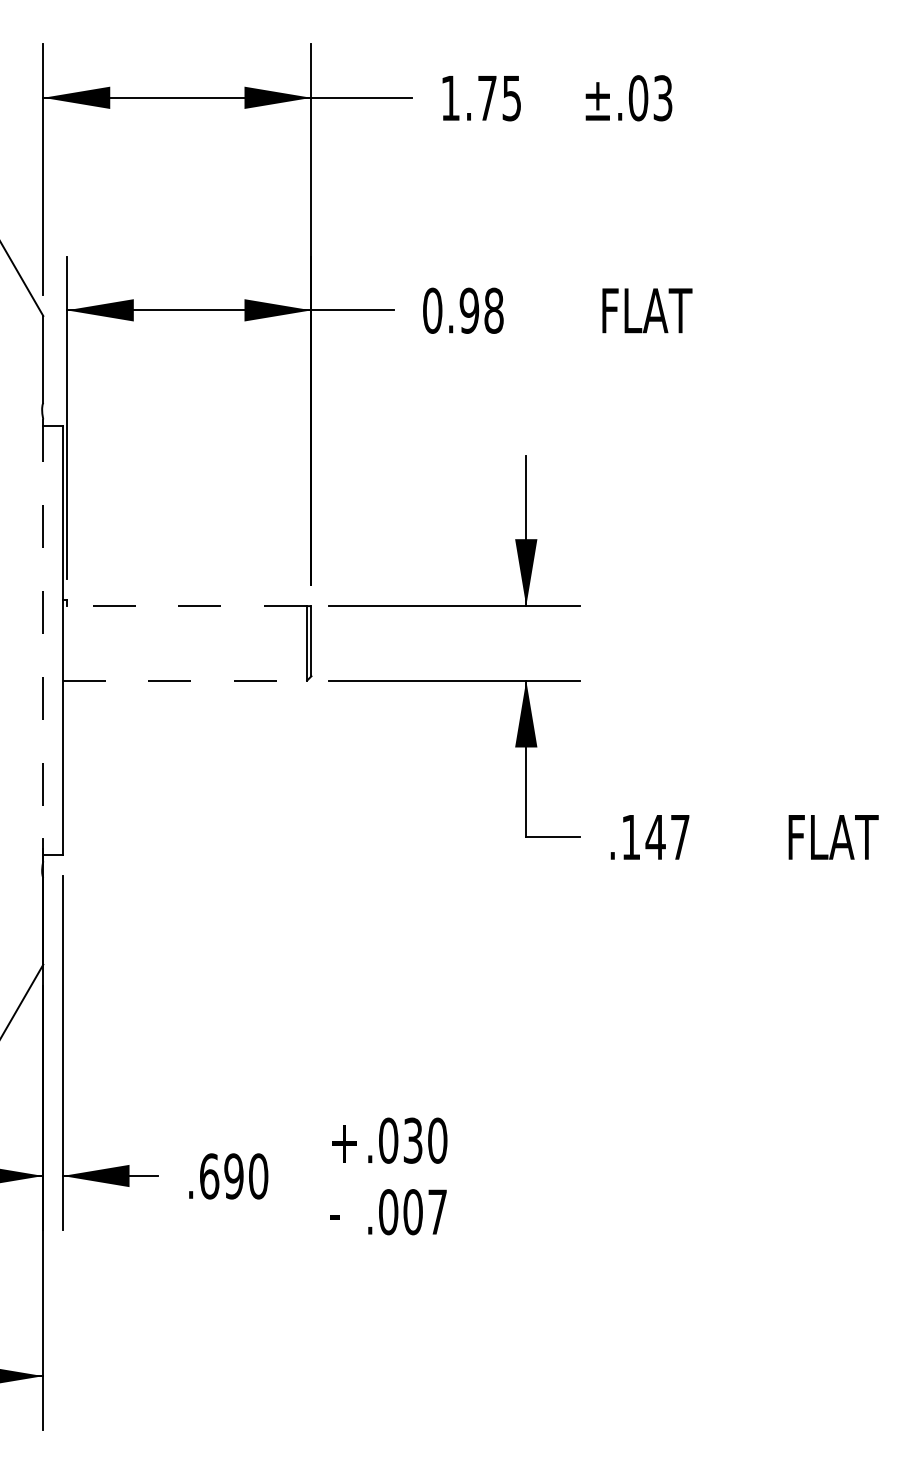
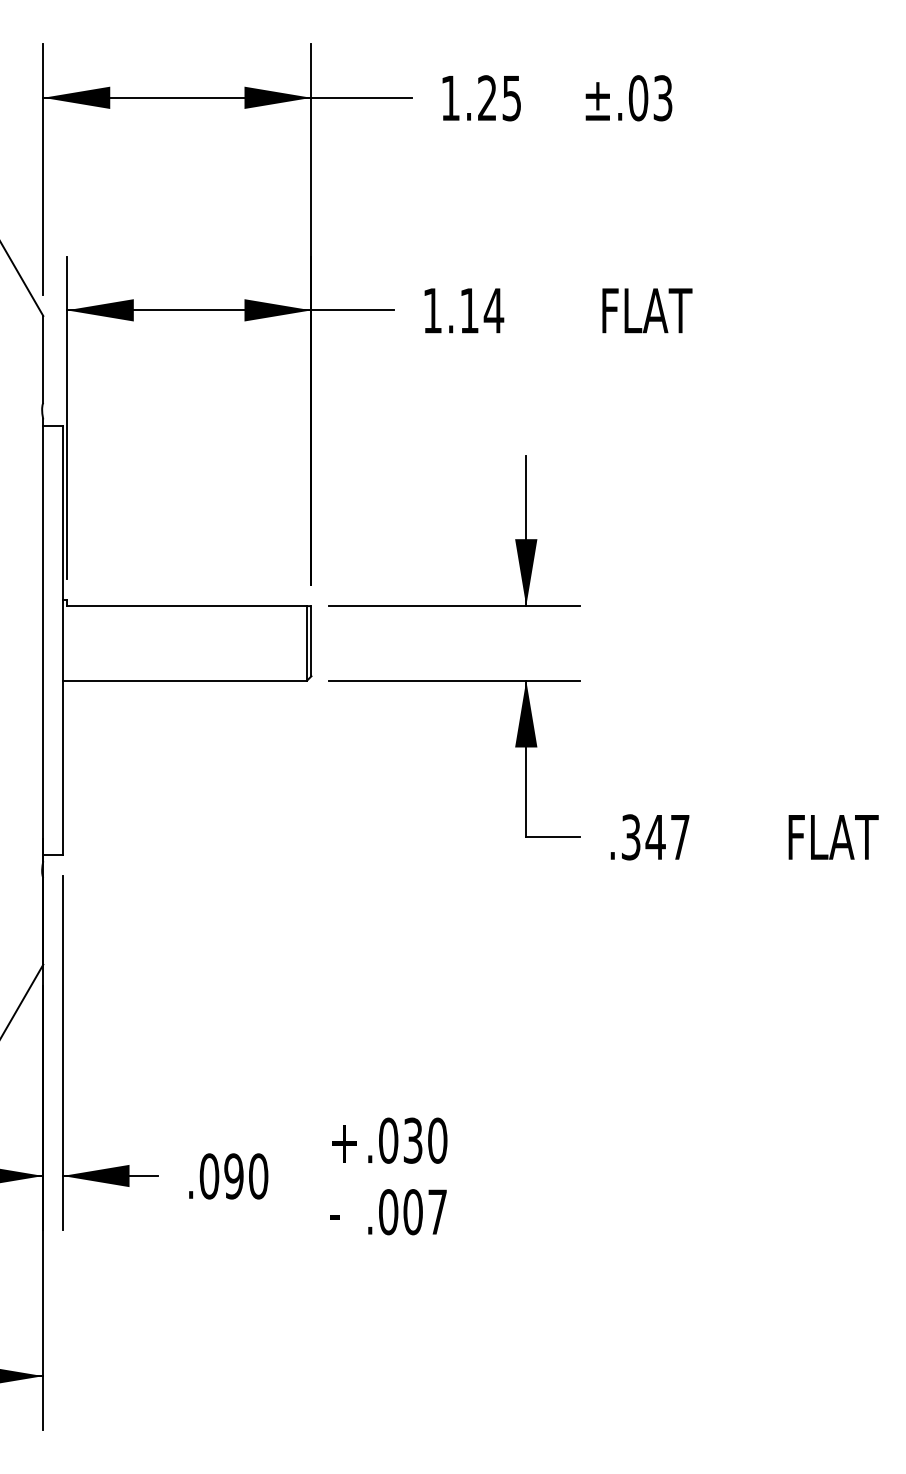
text: 1.75 -> 1.25 (487, 97)
text: 0.98 -> 1.14 (463, 310)
line: dashed -> solid (186, 606)
line: dashed -> solid (43, 640)
line: dashed -> solid (185, 680)
text: .147 -> .347 (631, 837)
text: .690 -> .090 (209, 1176)
